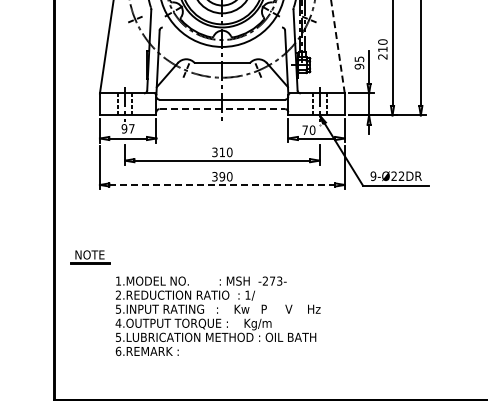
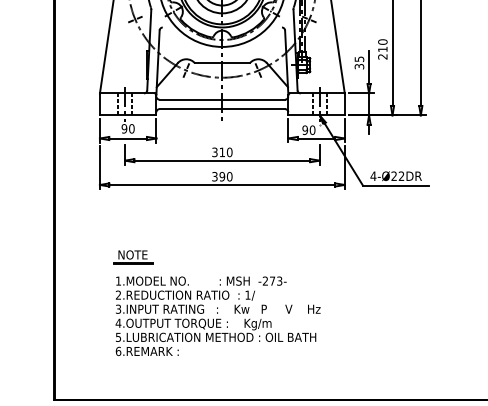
line: dashed -> solid (337, 47)
text: 95 -> 35 (358, 66)
line: dashed -> solid (222, 109)
text: 97 -> 90 (131, 128)
text: 70 -> 90 (305, 130)
text: 9-Ø22DR -> 4-Ø22DR (373, 176)
line: dashed -> solid (222, 184)
part position: (90, 257) -> (133, 257) (133, 257)
text: 5.INPUT -> 3.INPUT (118, 308)
